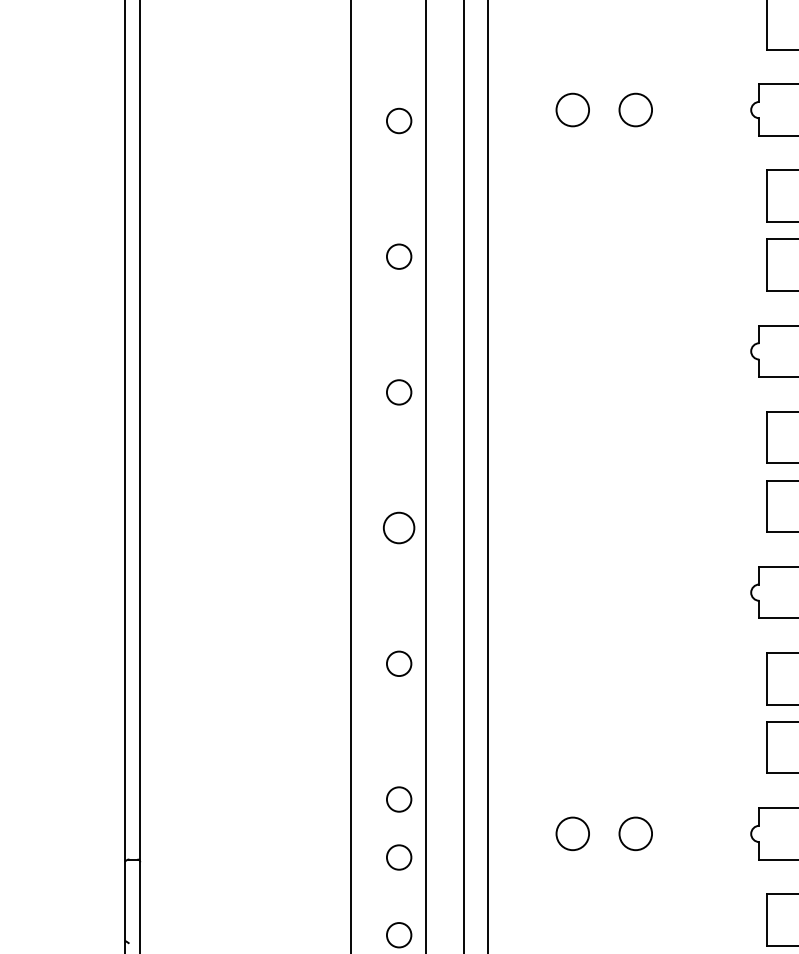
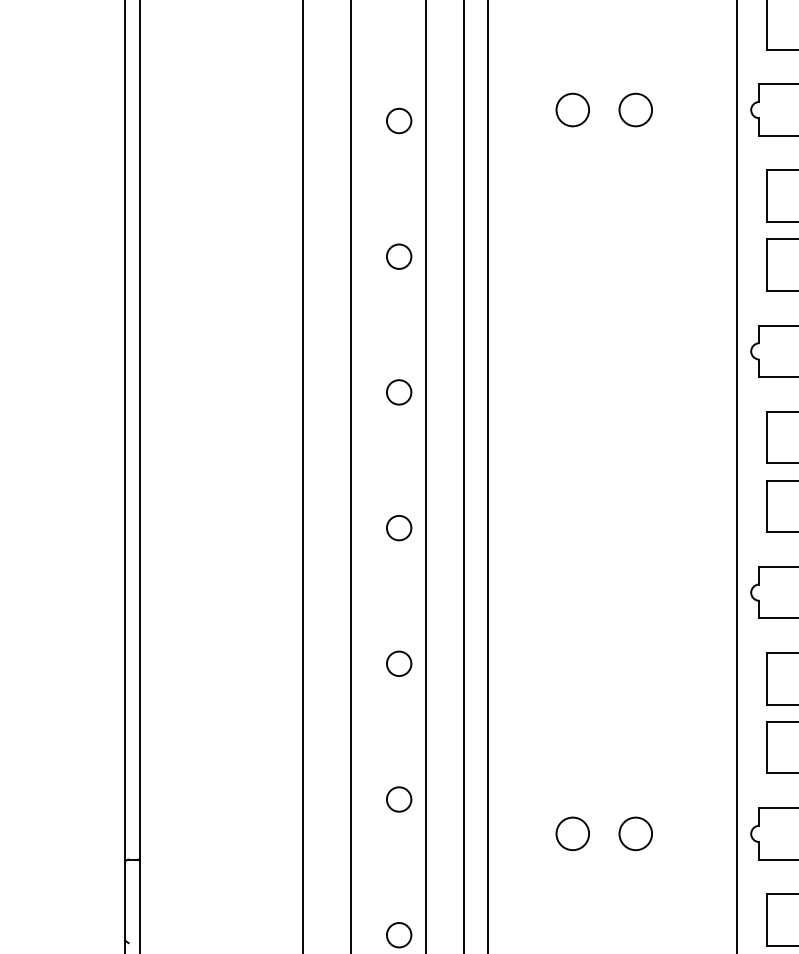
line: none -> present (303, 476)
line: none -> present (737, 476)
circle size: 33x34 px -> 27x27 px (399, 528)
circle: present -> none (399, 857)
